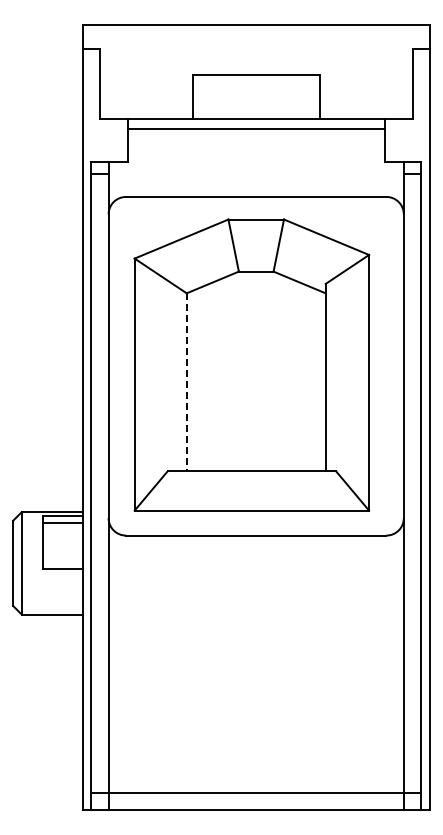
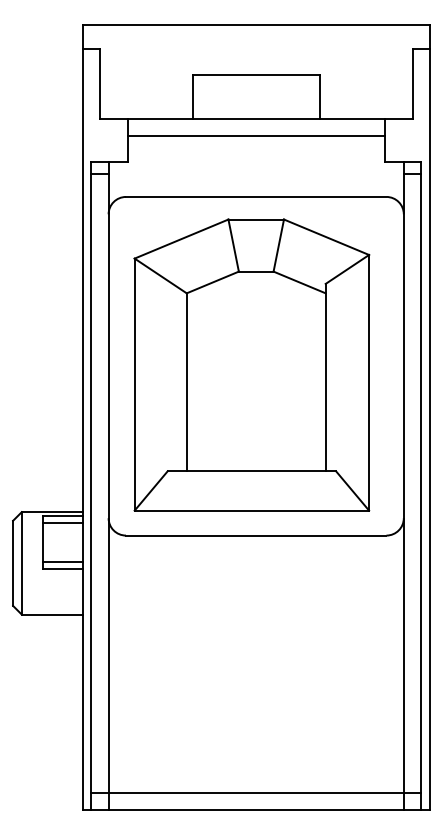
line position: (255, 129) -> (255, 136) (255, 136)
line: dashed -> solid (186, 382)
line: none -> present (62, 561)
